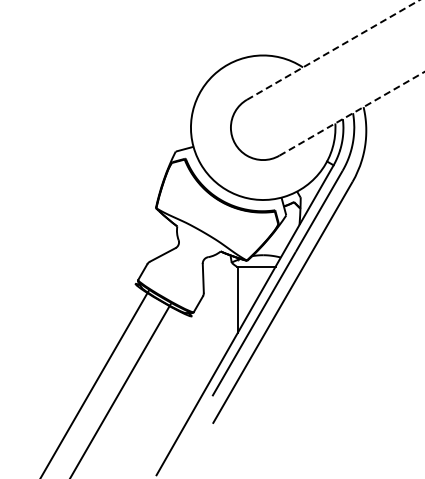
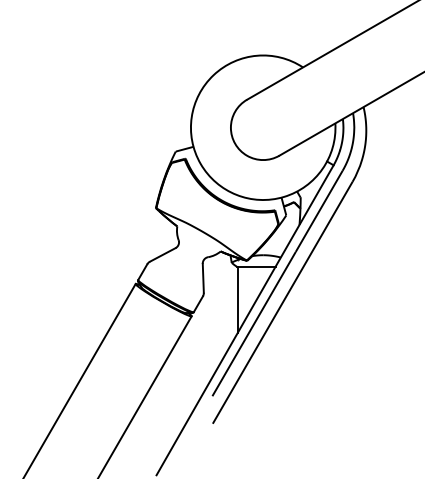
line: dashed -> solid (332, 50)
line: dashed -> solid (352, 113)
line position: (95, 383) -> (80, 379) (80, 379)
line position: (120, 389) -> (145, 395) (145, 395)
